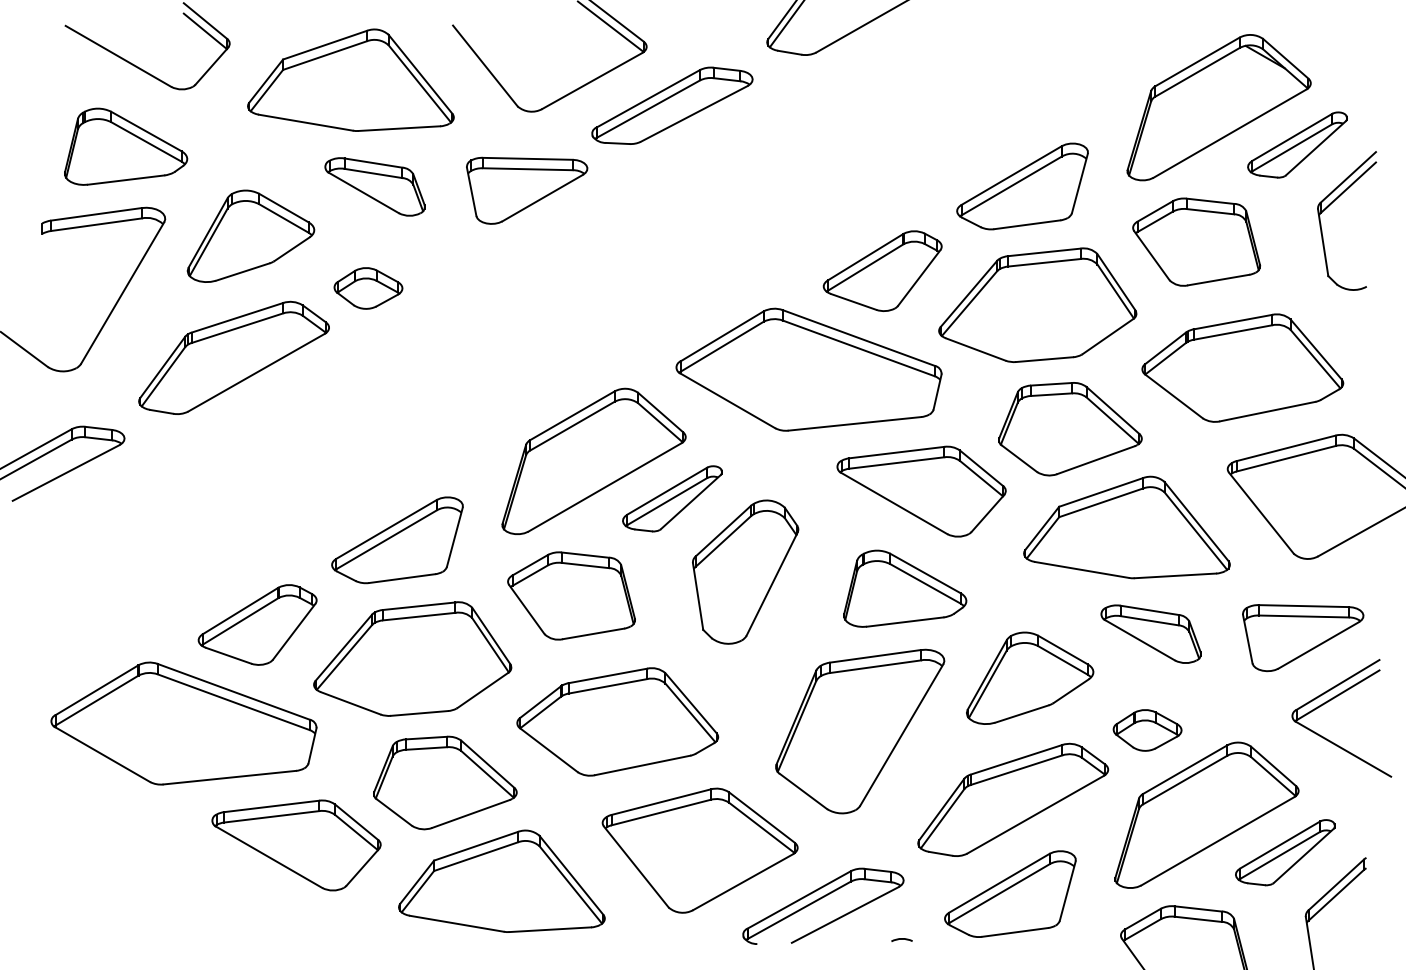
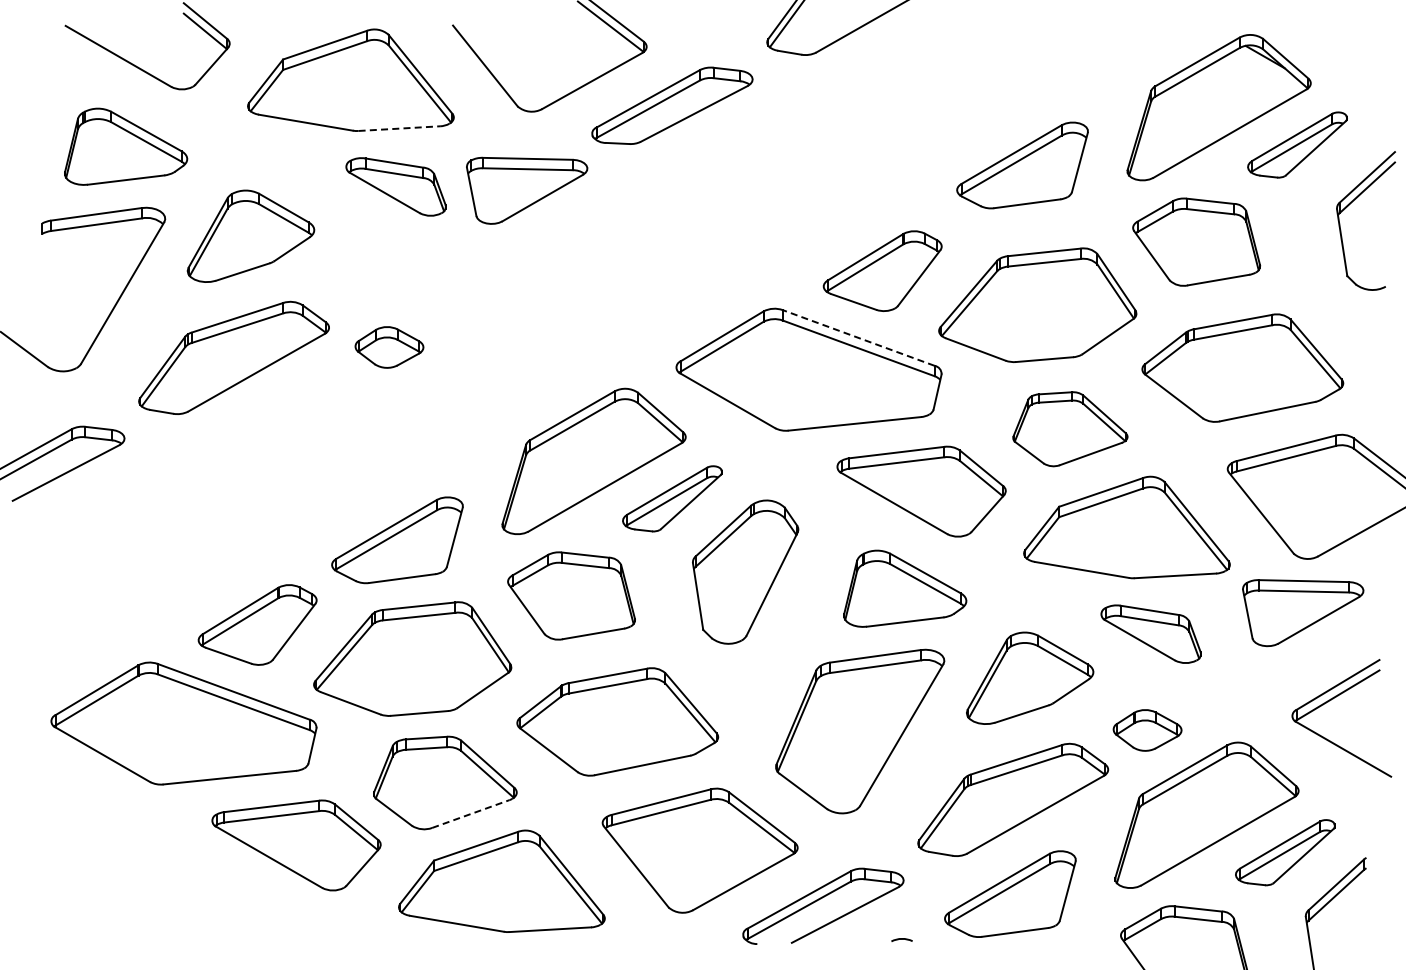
line: solid -> dashed (399, 128)
part position: (374, 186) -> (395, 186) (395, 186)
part position: (1022, 186) -> (1022, 165) (1022, 165)
part position: (1331, 204) -> (1350, 204) (1350, 204)
part position: (368, 288) -> (389, 347) (389, 347)
line: solid -> dashed (858, 337)
part size: 145x95 px -> 117x77 px (1070, 429)
part position: (1303, 638) -> (1303, 613) (1303, 613)
line: solid -> dashed (471, 813)
